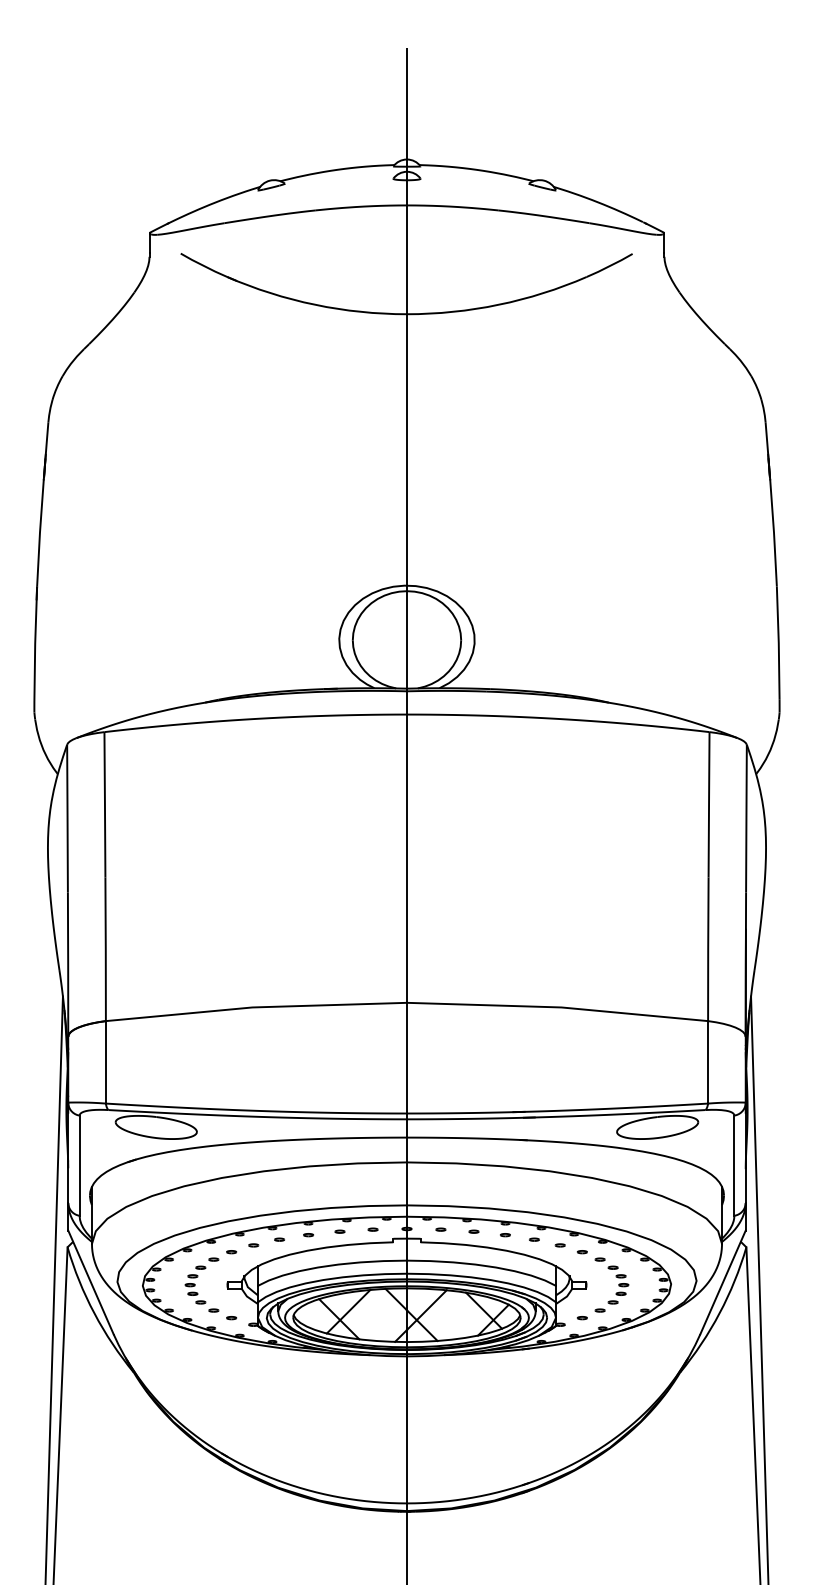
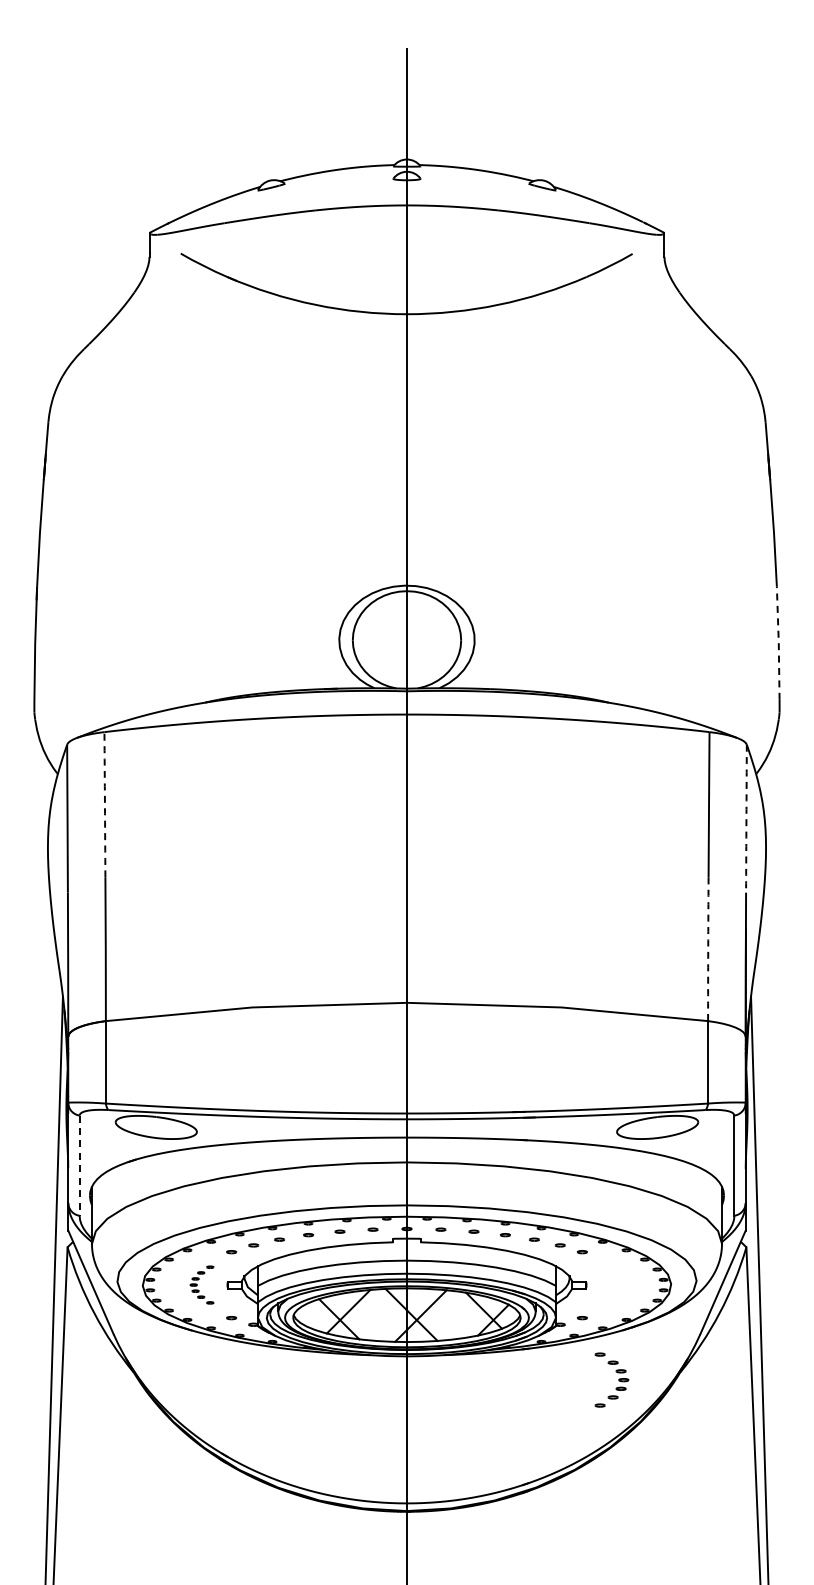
line: solid -> dashed (778, 643)
arc: solid -> dashed (104, 804)
arc: solid -> dashed (746, 818)
arc: solid -> dashed (708, 949)
line: solid -> dashed (79, 1166)
part size: 36x56 px -> 26x40 px (201, 1284)
part position: (618, 1284) -> (618, 1379) (618, 1379)
